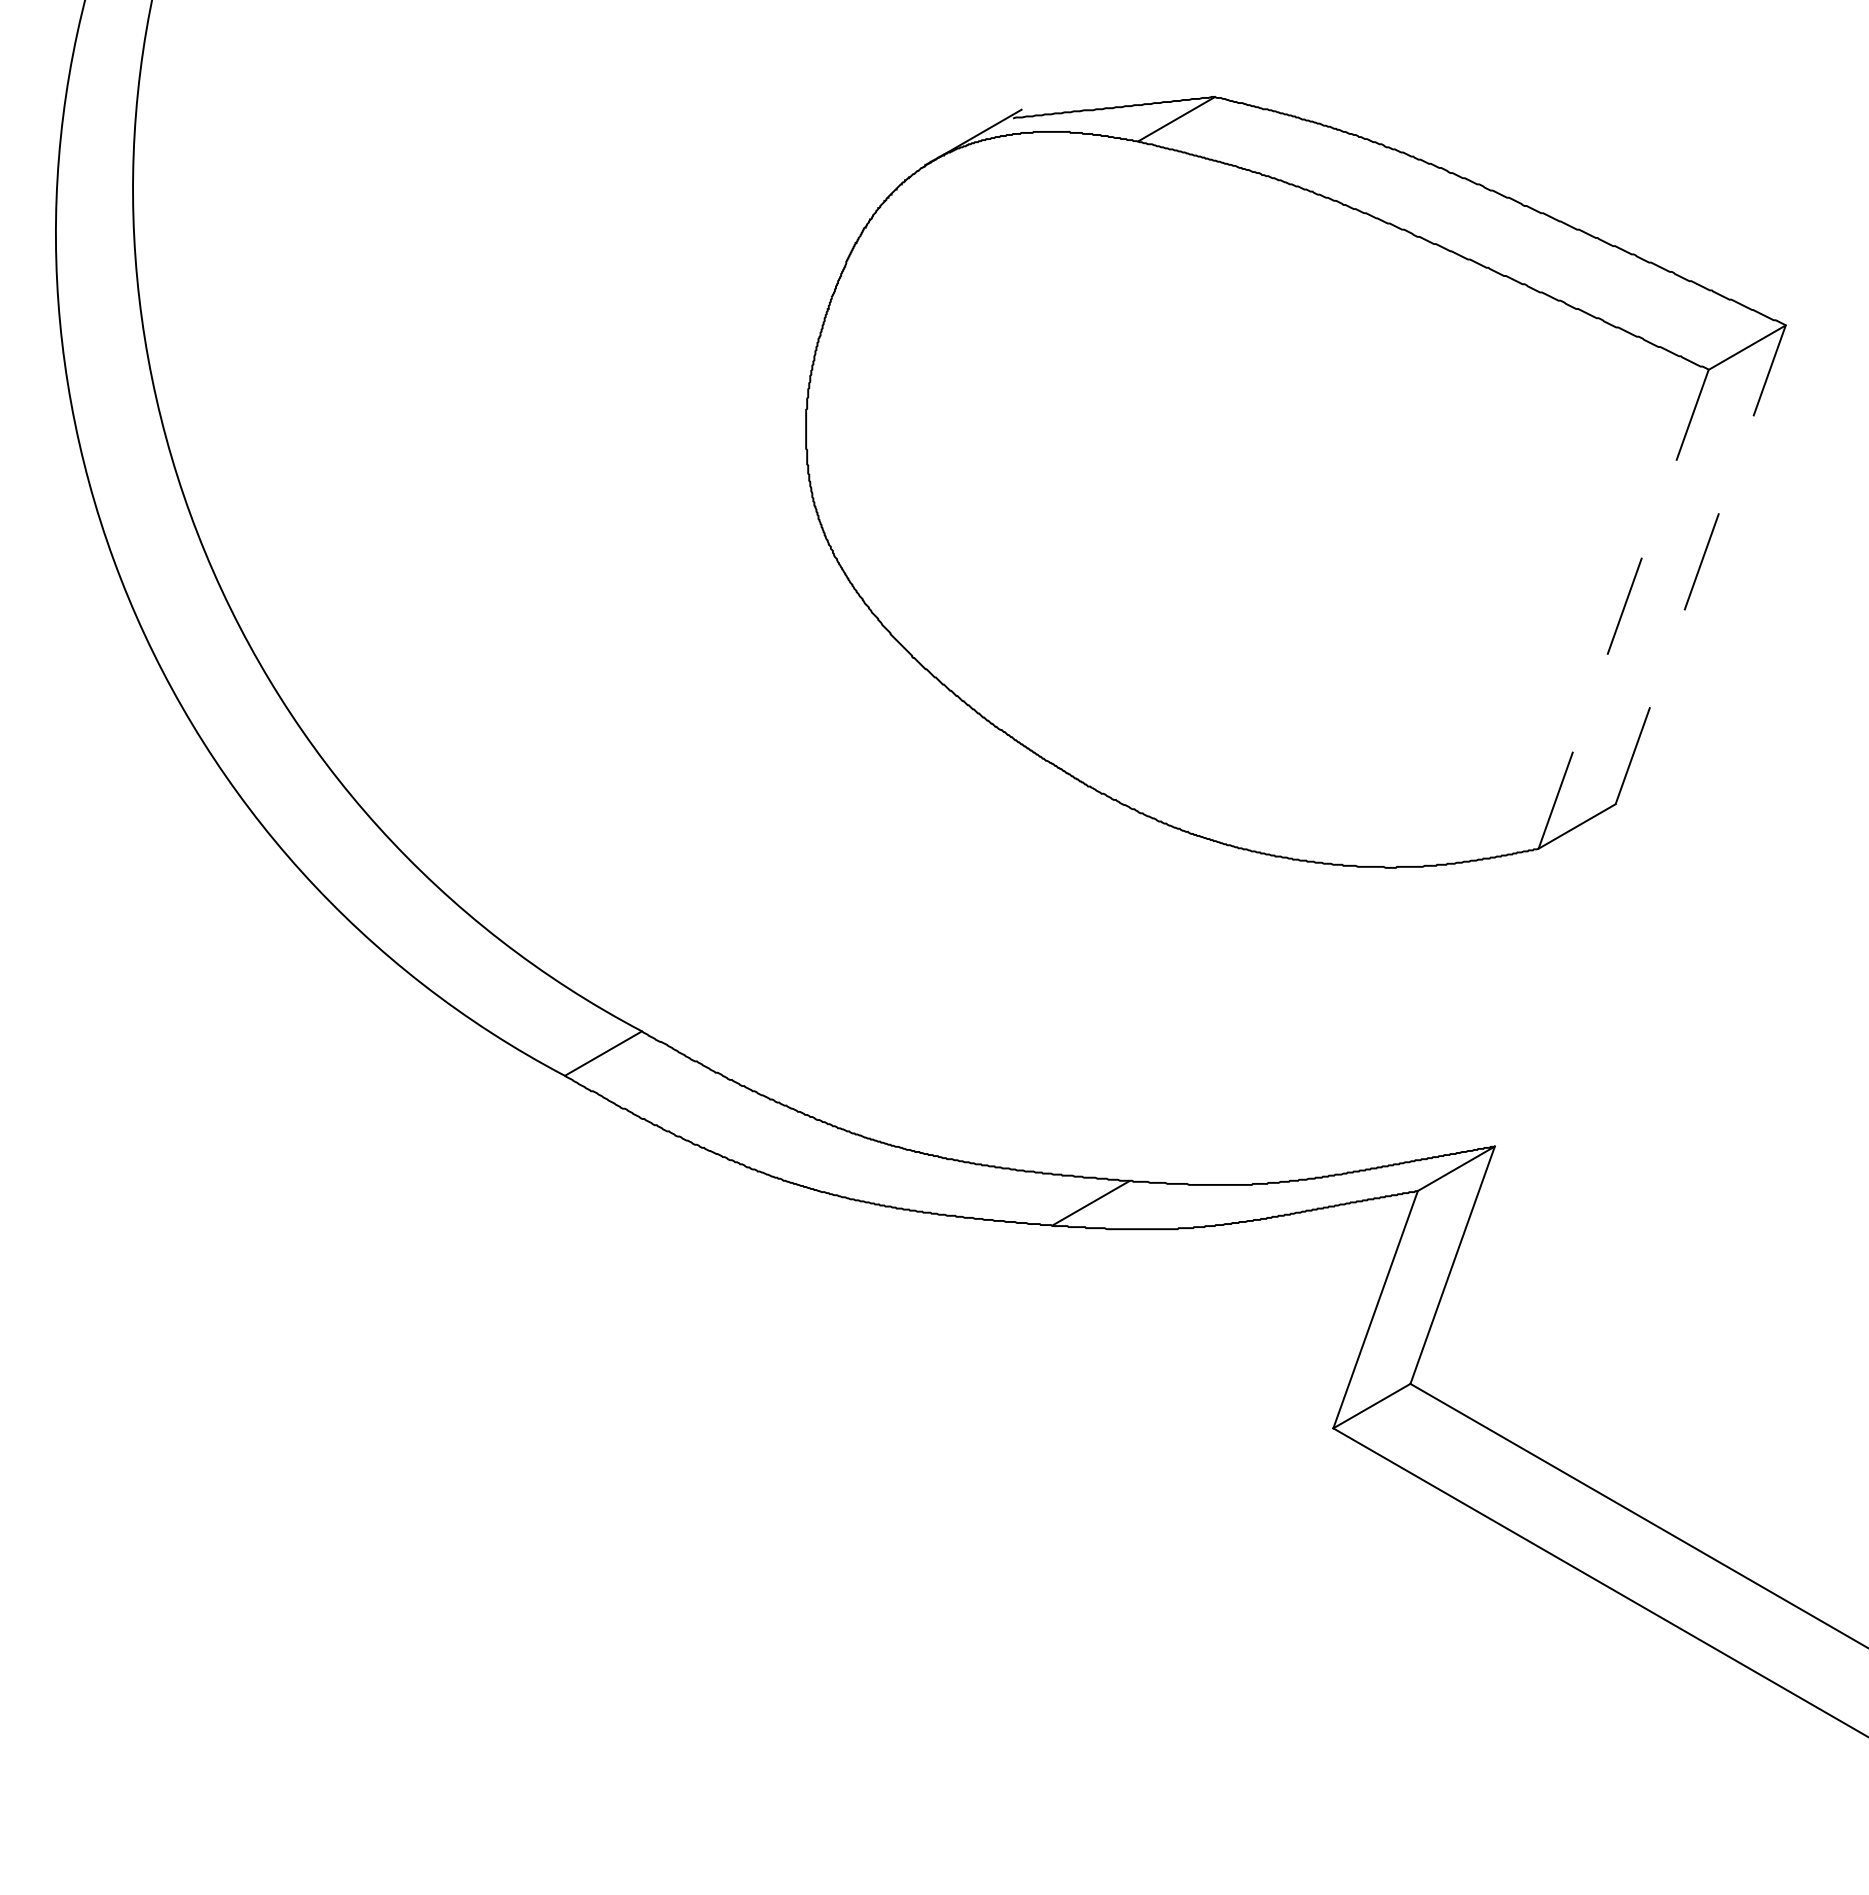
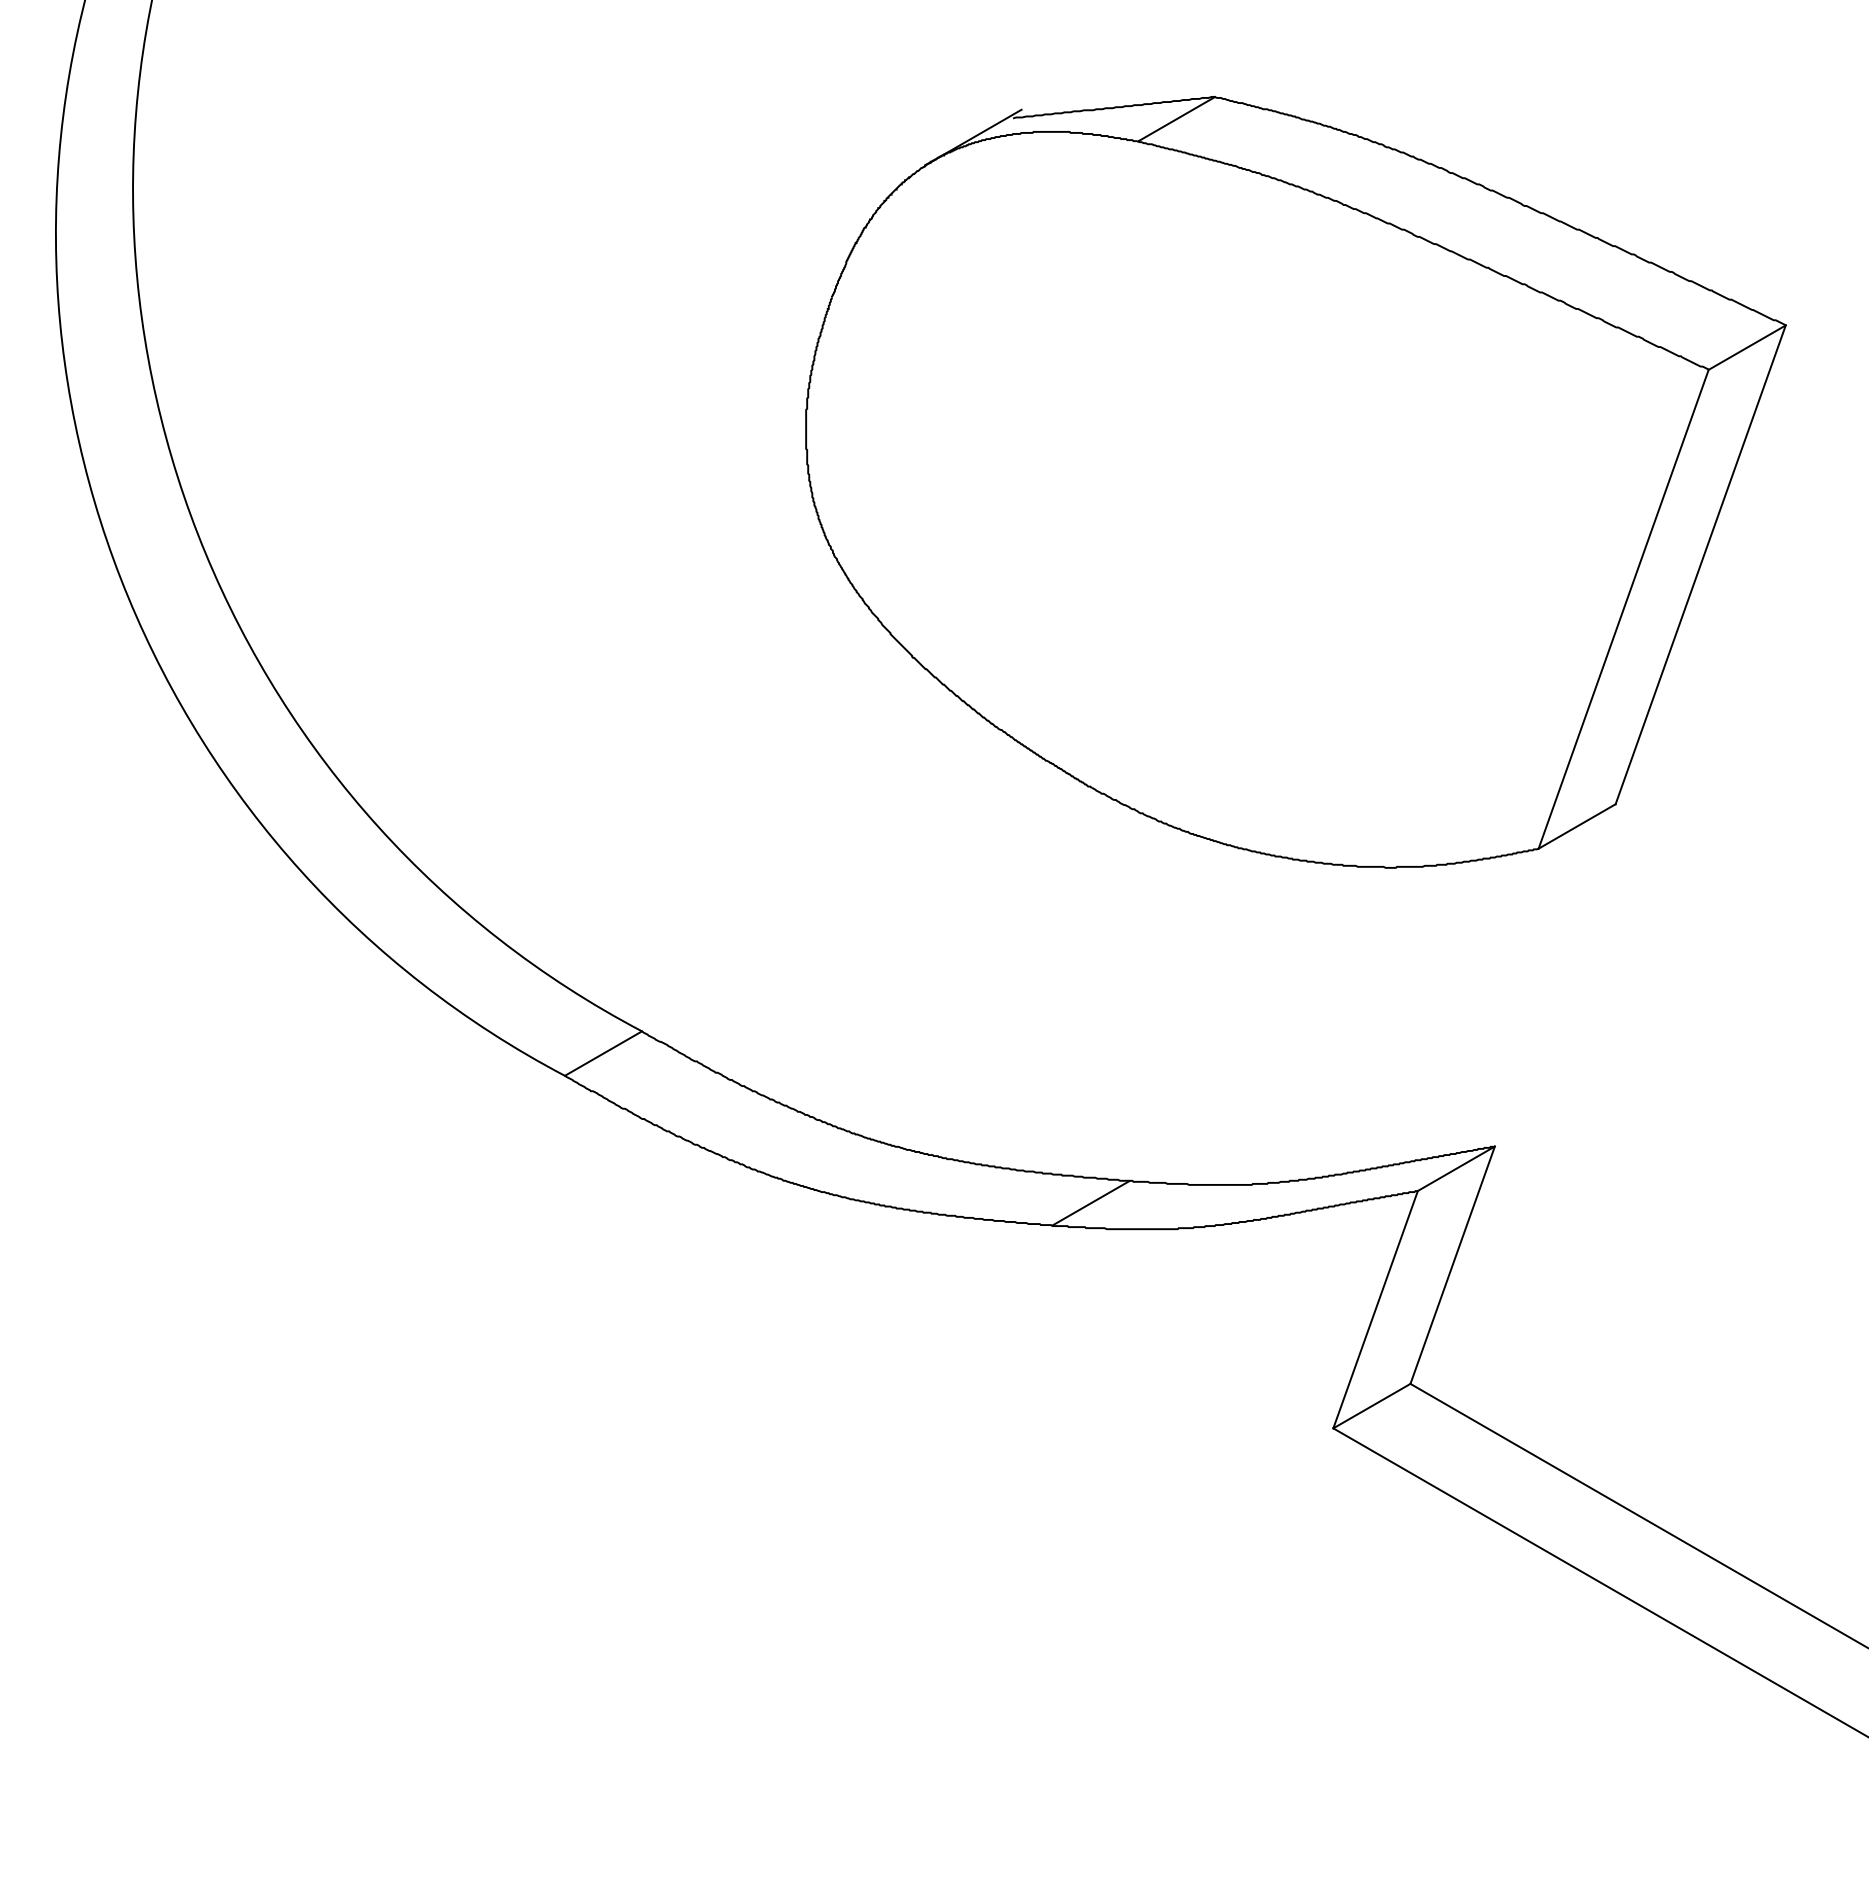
line: dashed -> solid (1700, 564)
line: dashed -> solid (1623, 608)
